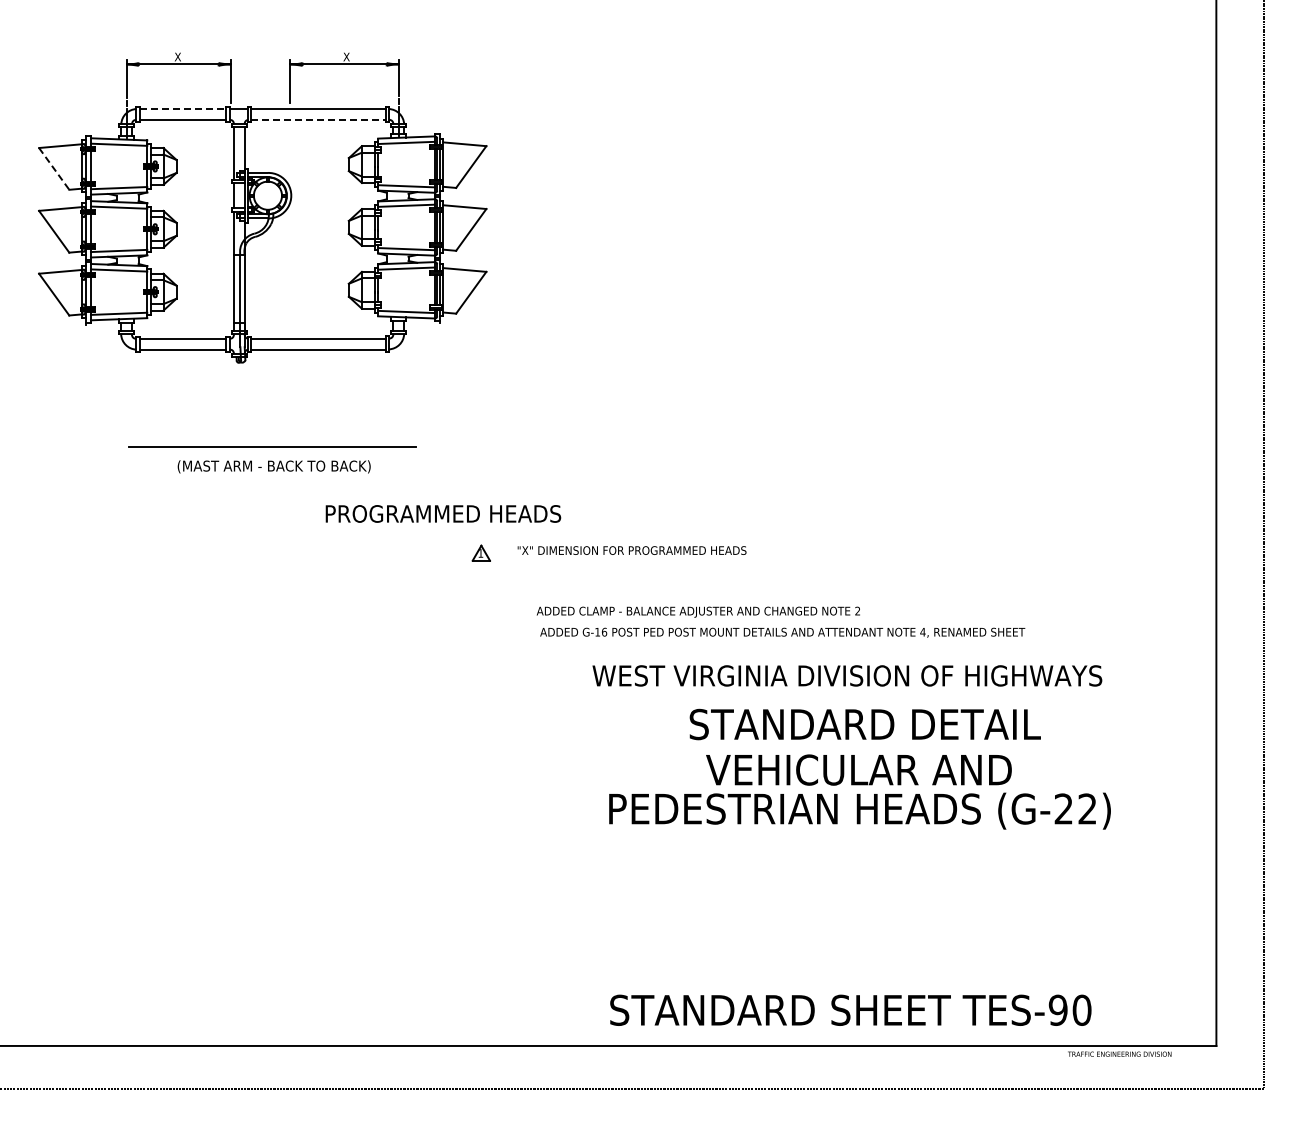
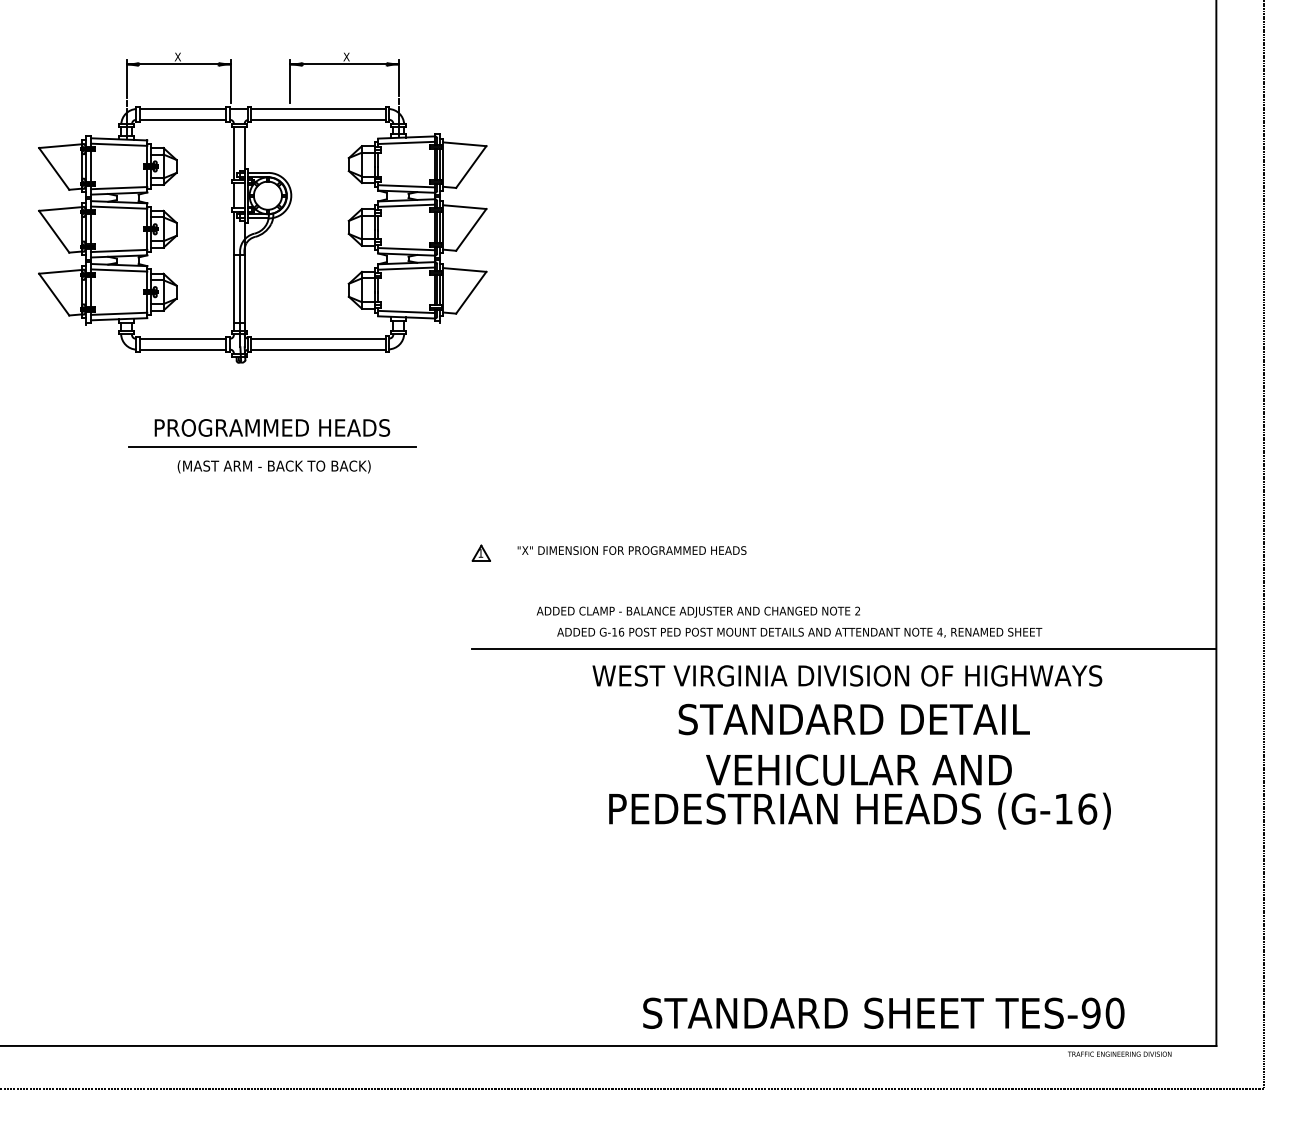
line: dashed -> solid (183, 109)
line: dashed -> solid (319, 119)
line: dashed -> solid (54, 168)
text position: (443, 513) -> (272, 427) (272, 427)
text position: (782, 632) -> (799, 632) (799, 632)
line: none -> present (844, 649)
text position: (864, 724) -> (853, 719) (853, 719)
text: (G-22) -> (G-16) (1075, 808)
text position: (850, 1009) -> (883, 1012) (883, 1012)
